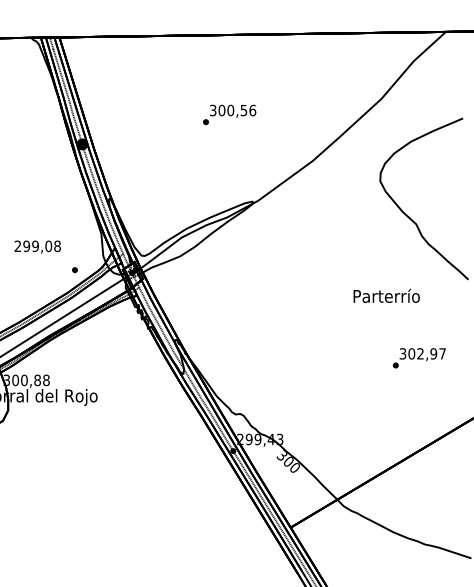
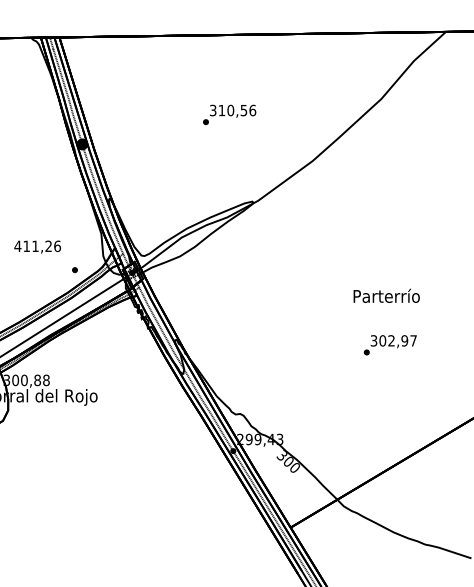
text: 300,56 -> 310,56 (221, 110)
curve: present -> none (407, 214)
text: 299,08 -> 411,26 (37, 246)
text position: (418, 358) -> (389, 345) (389, 345)
